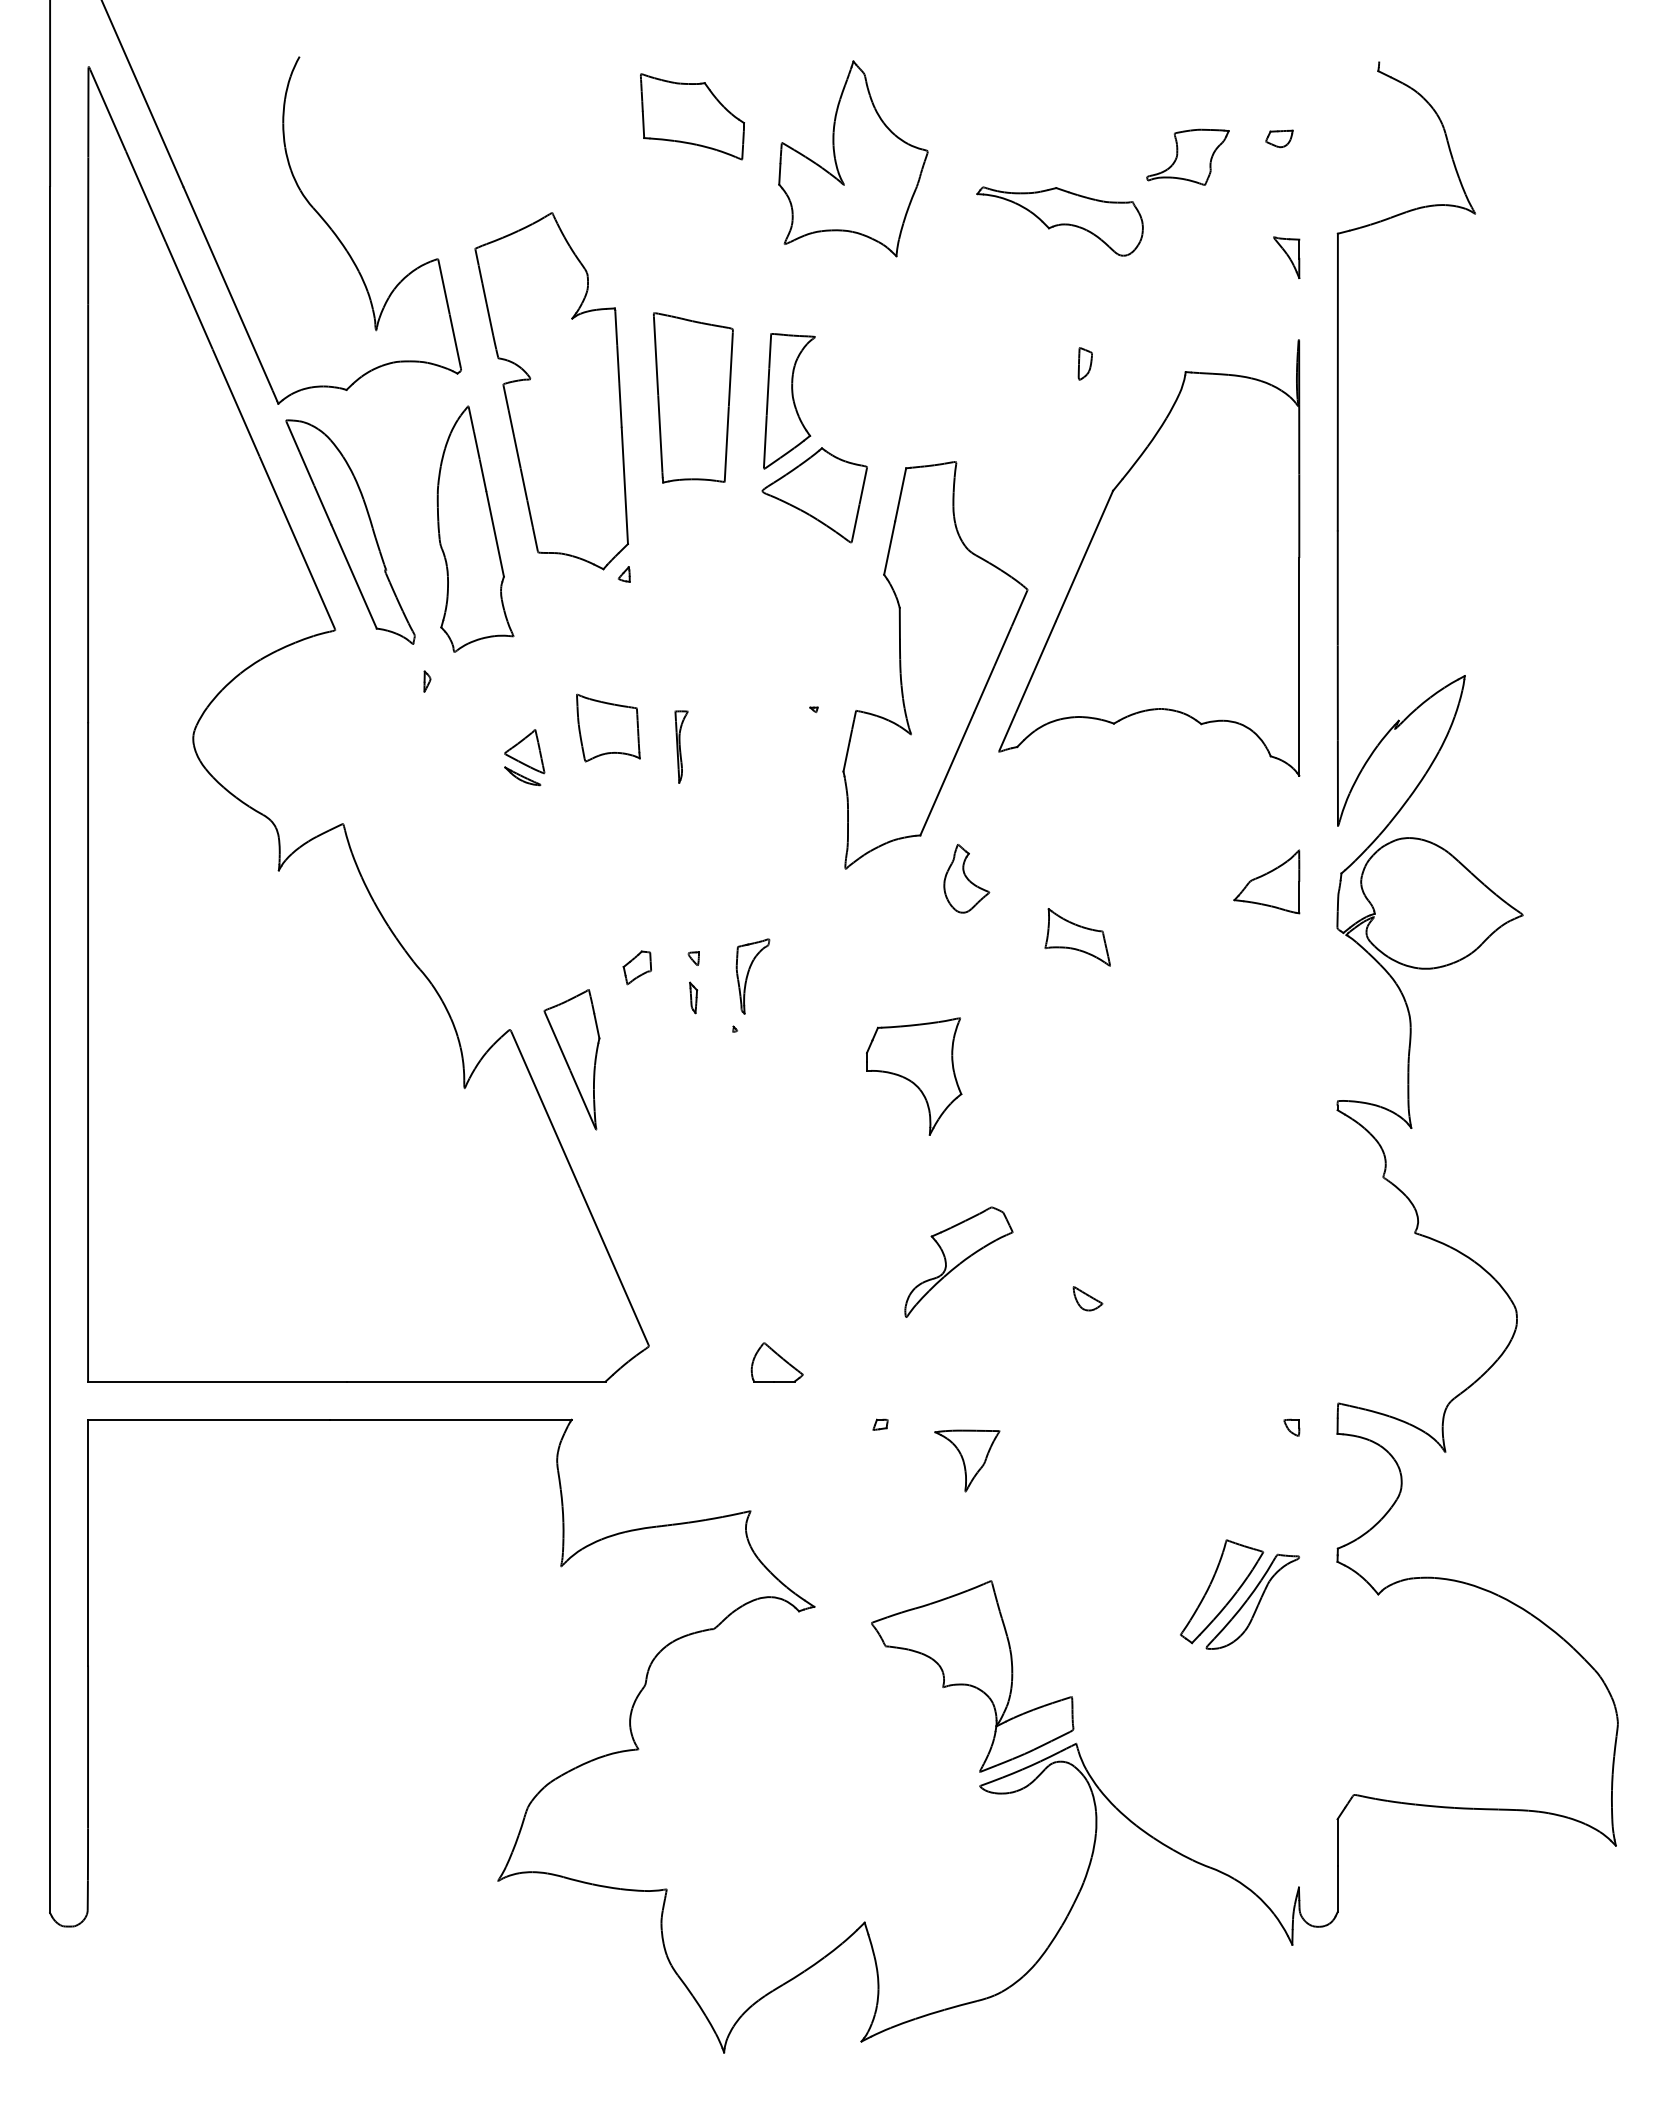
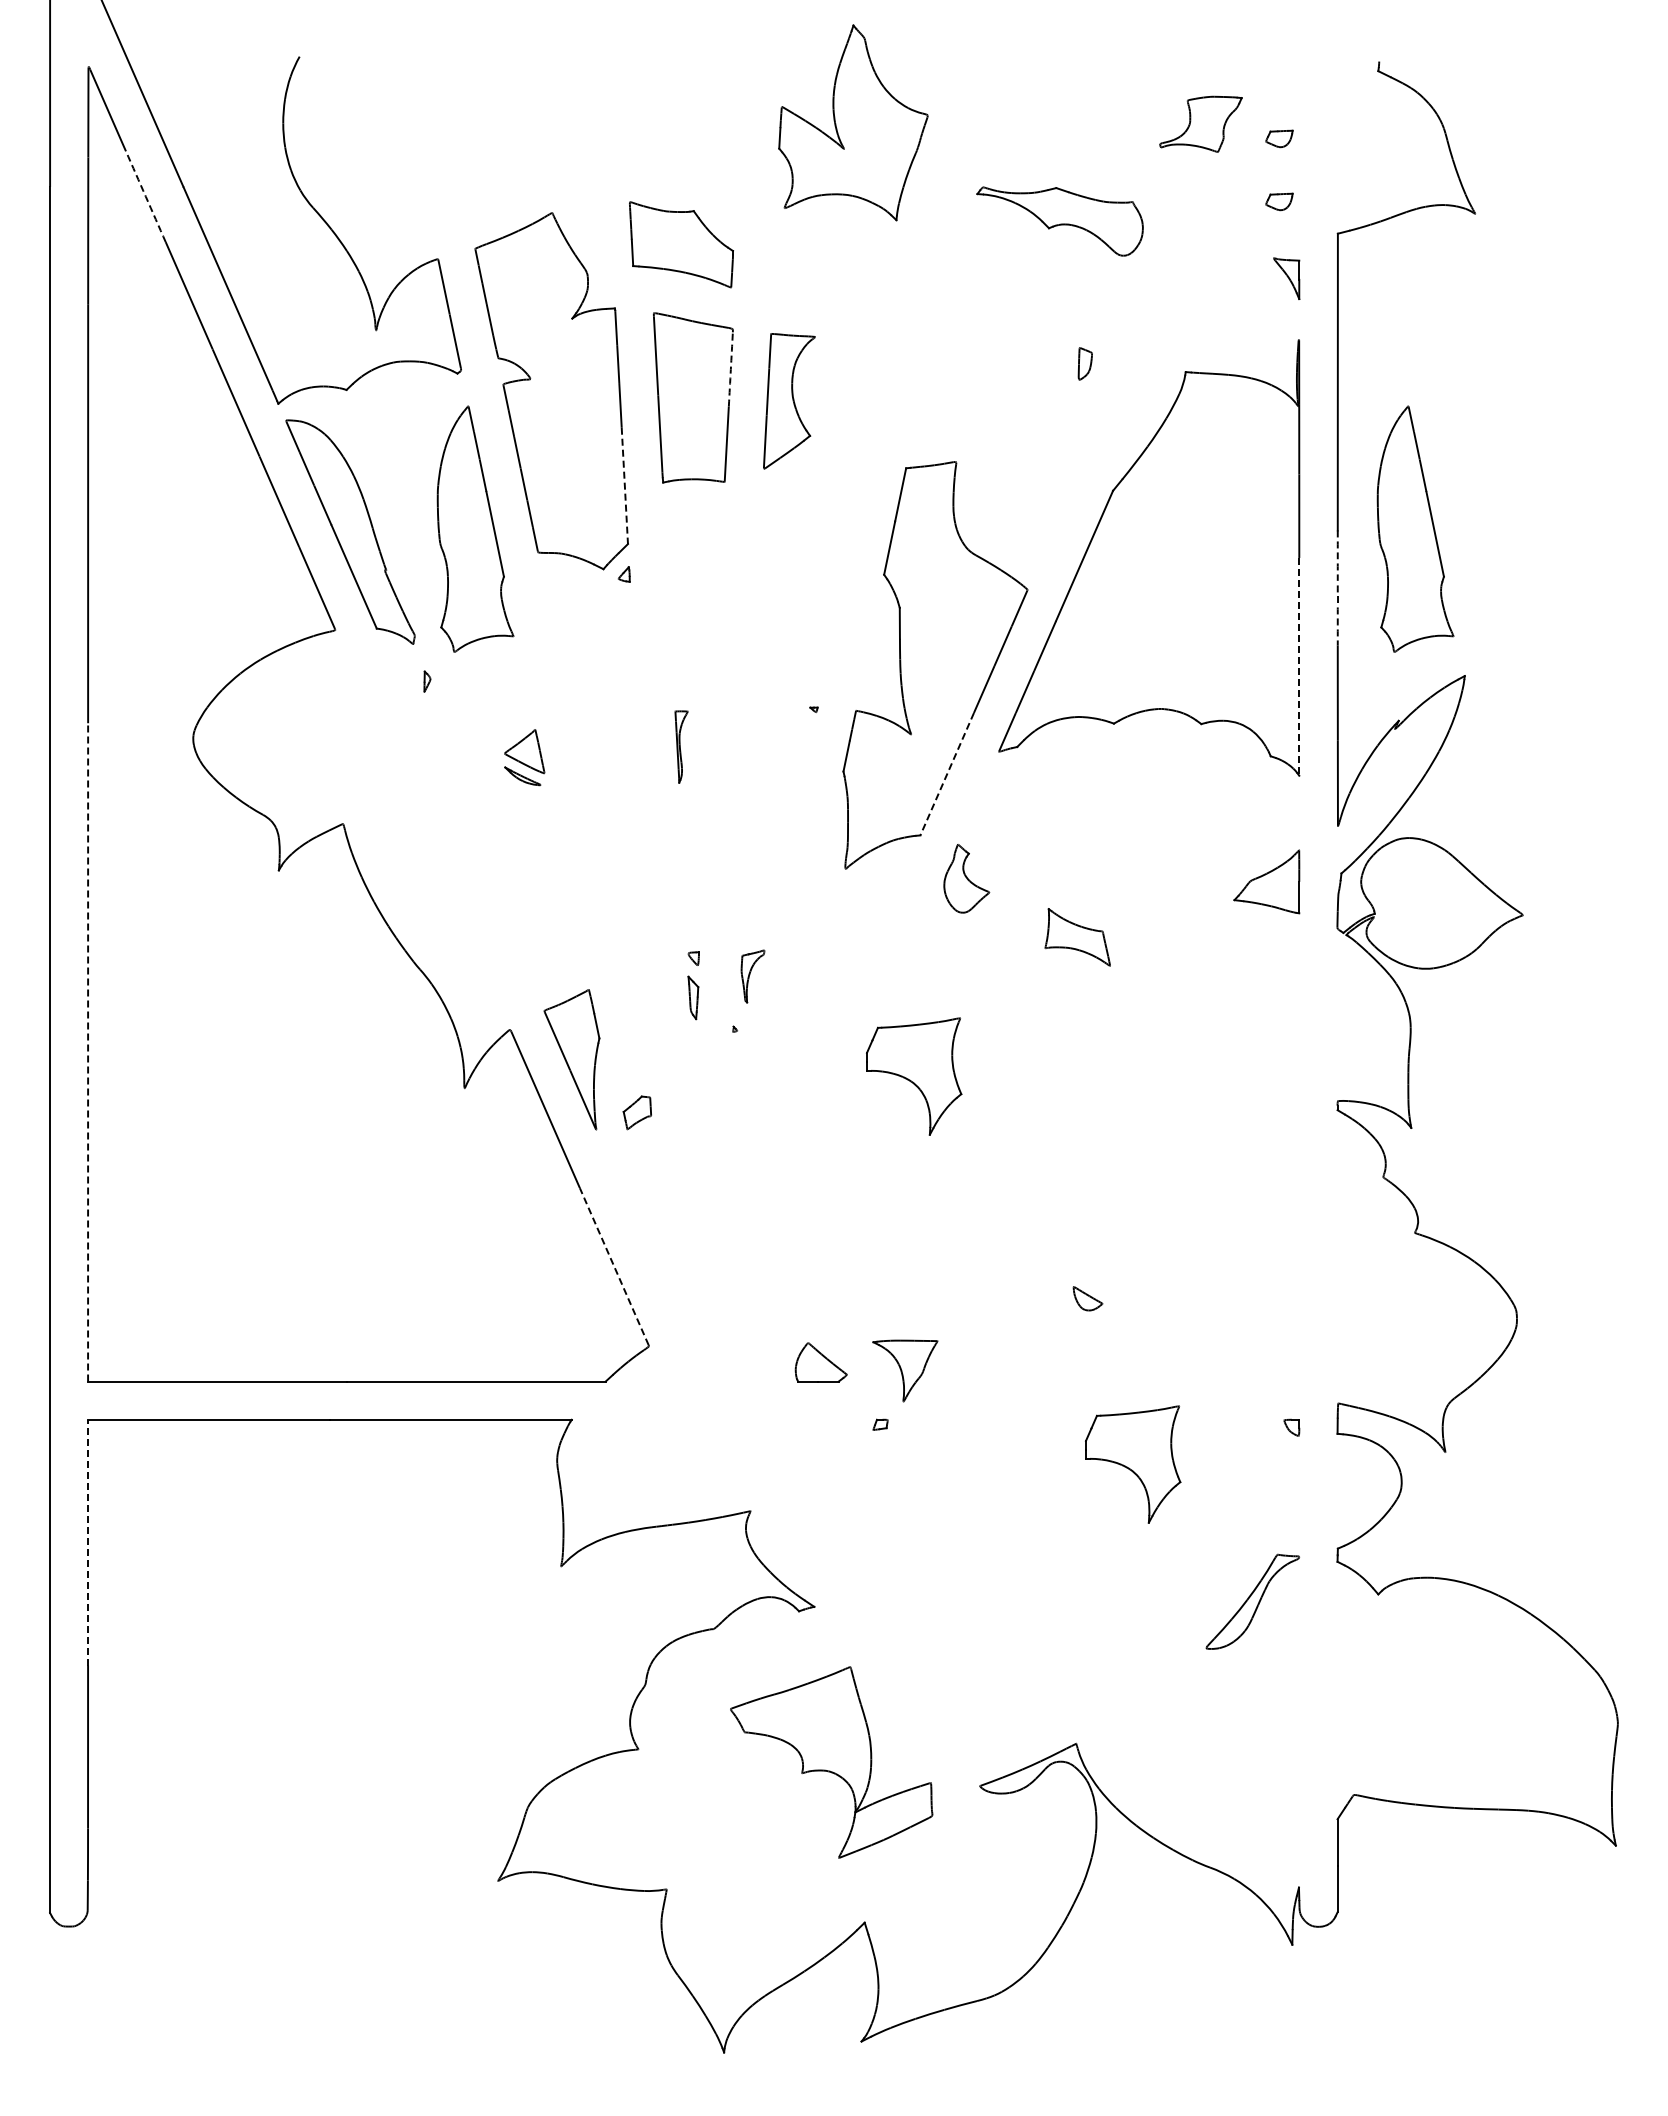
part position: (692, 116) -> (681, 244) (681, 244)
part position: (1187, 156) -> (1200, 123) (1200, 123)
part position: (853, 158) -> (853, 122) (853, 122)
arc: solid -> dashed (145, 196)
part: none -> present (1279, 201)
part position: (1286, 257) -> (1286, 278) (1286, 278)
arc: solid -> dashed (730, 369)
line: solid -> dashed (624, 486)
part: present -> none (814, 495)
part: none -> present (1415, 528)
arc: solid -> dashed (1337, 588)
line: solid -> dashed (1299, 666)
part: present -> none (608, 727)
line: solid -> dashed (947, 774)
part position: (636, 967) -> (636, 1112) (636, 1112)
part size: 36x77 px -> 26x55 px (752, 976)
part size: 10x34 px -> 13x46 px (693, 997)
line: solid -> dashed (88, 1051)
part: present -> none (958, 1261)
arc: solid -> dashed (614, 1266)
part position: (776, 1362) -> (820, 1362) (820, 1362)
part position: (967, 1460) -> (905, 1370) (905, 1370)
part: none -> present (1133, 1464)
line: solid -> dashed (88, 1542)
part: present -> none (1222, 1591)
part position: (972, 1676) -> (831, 1762) (831, 1762)
